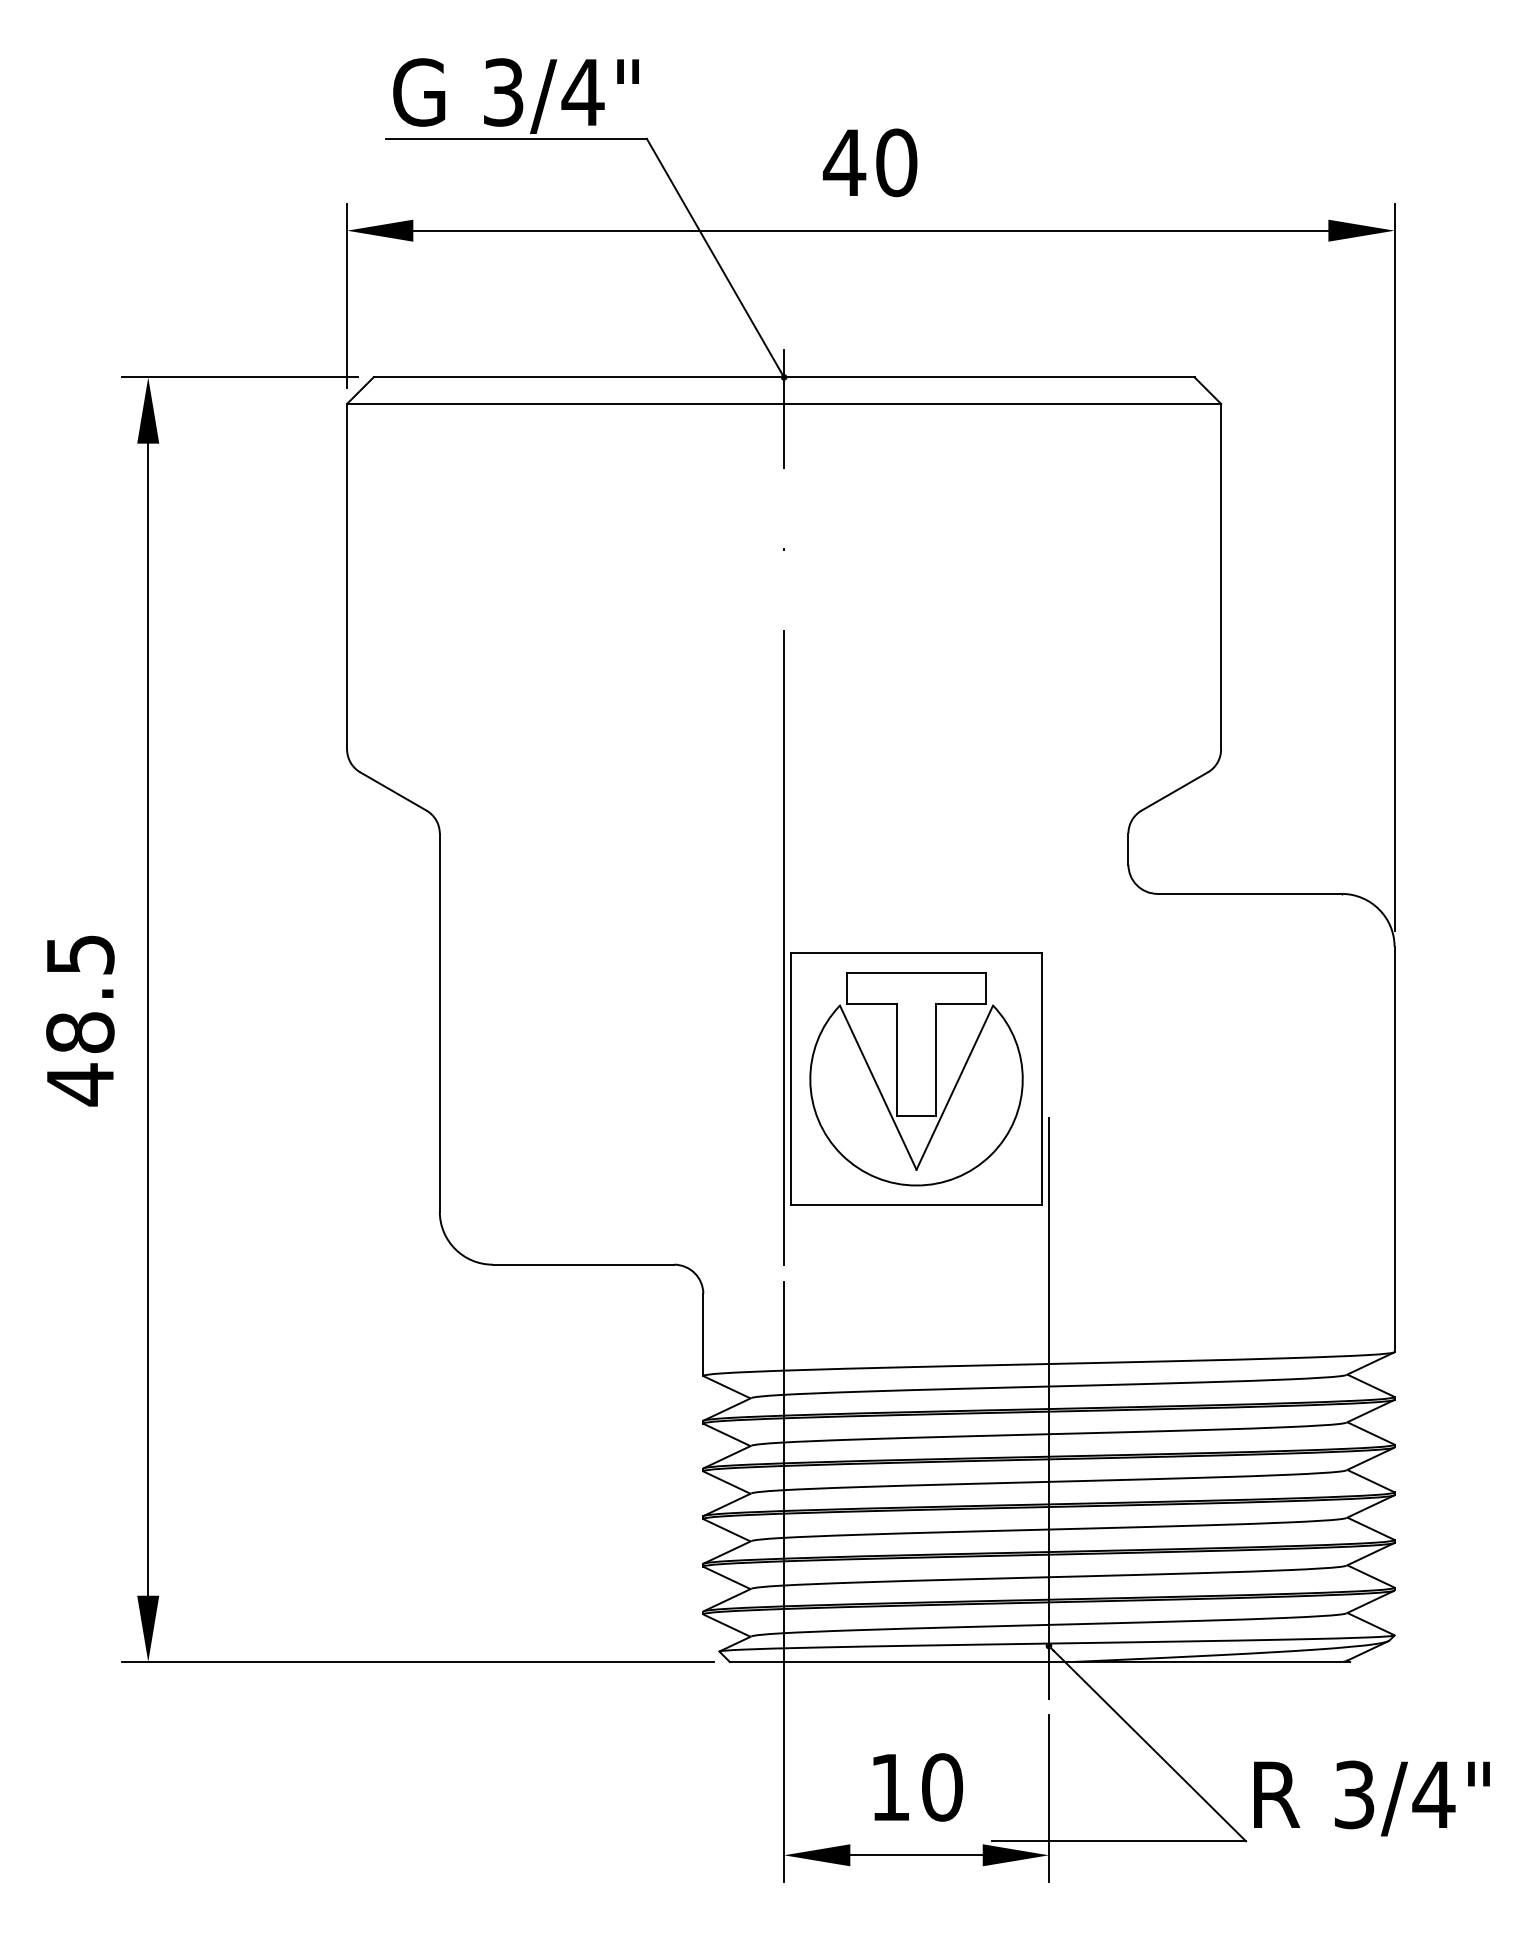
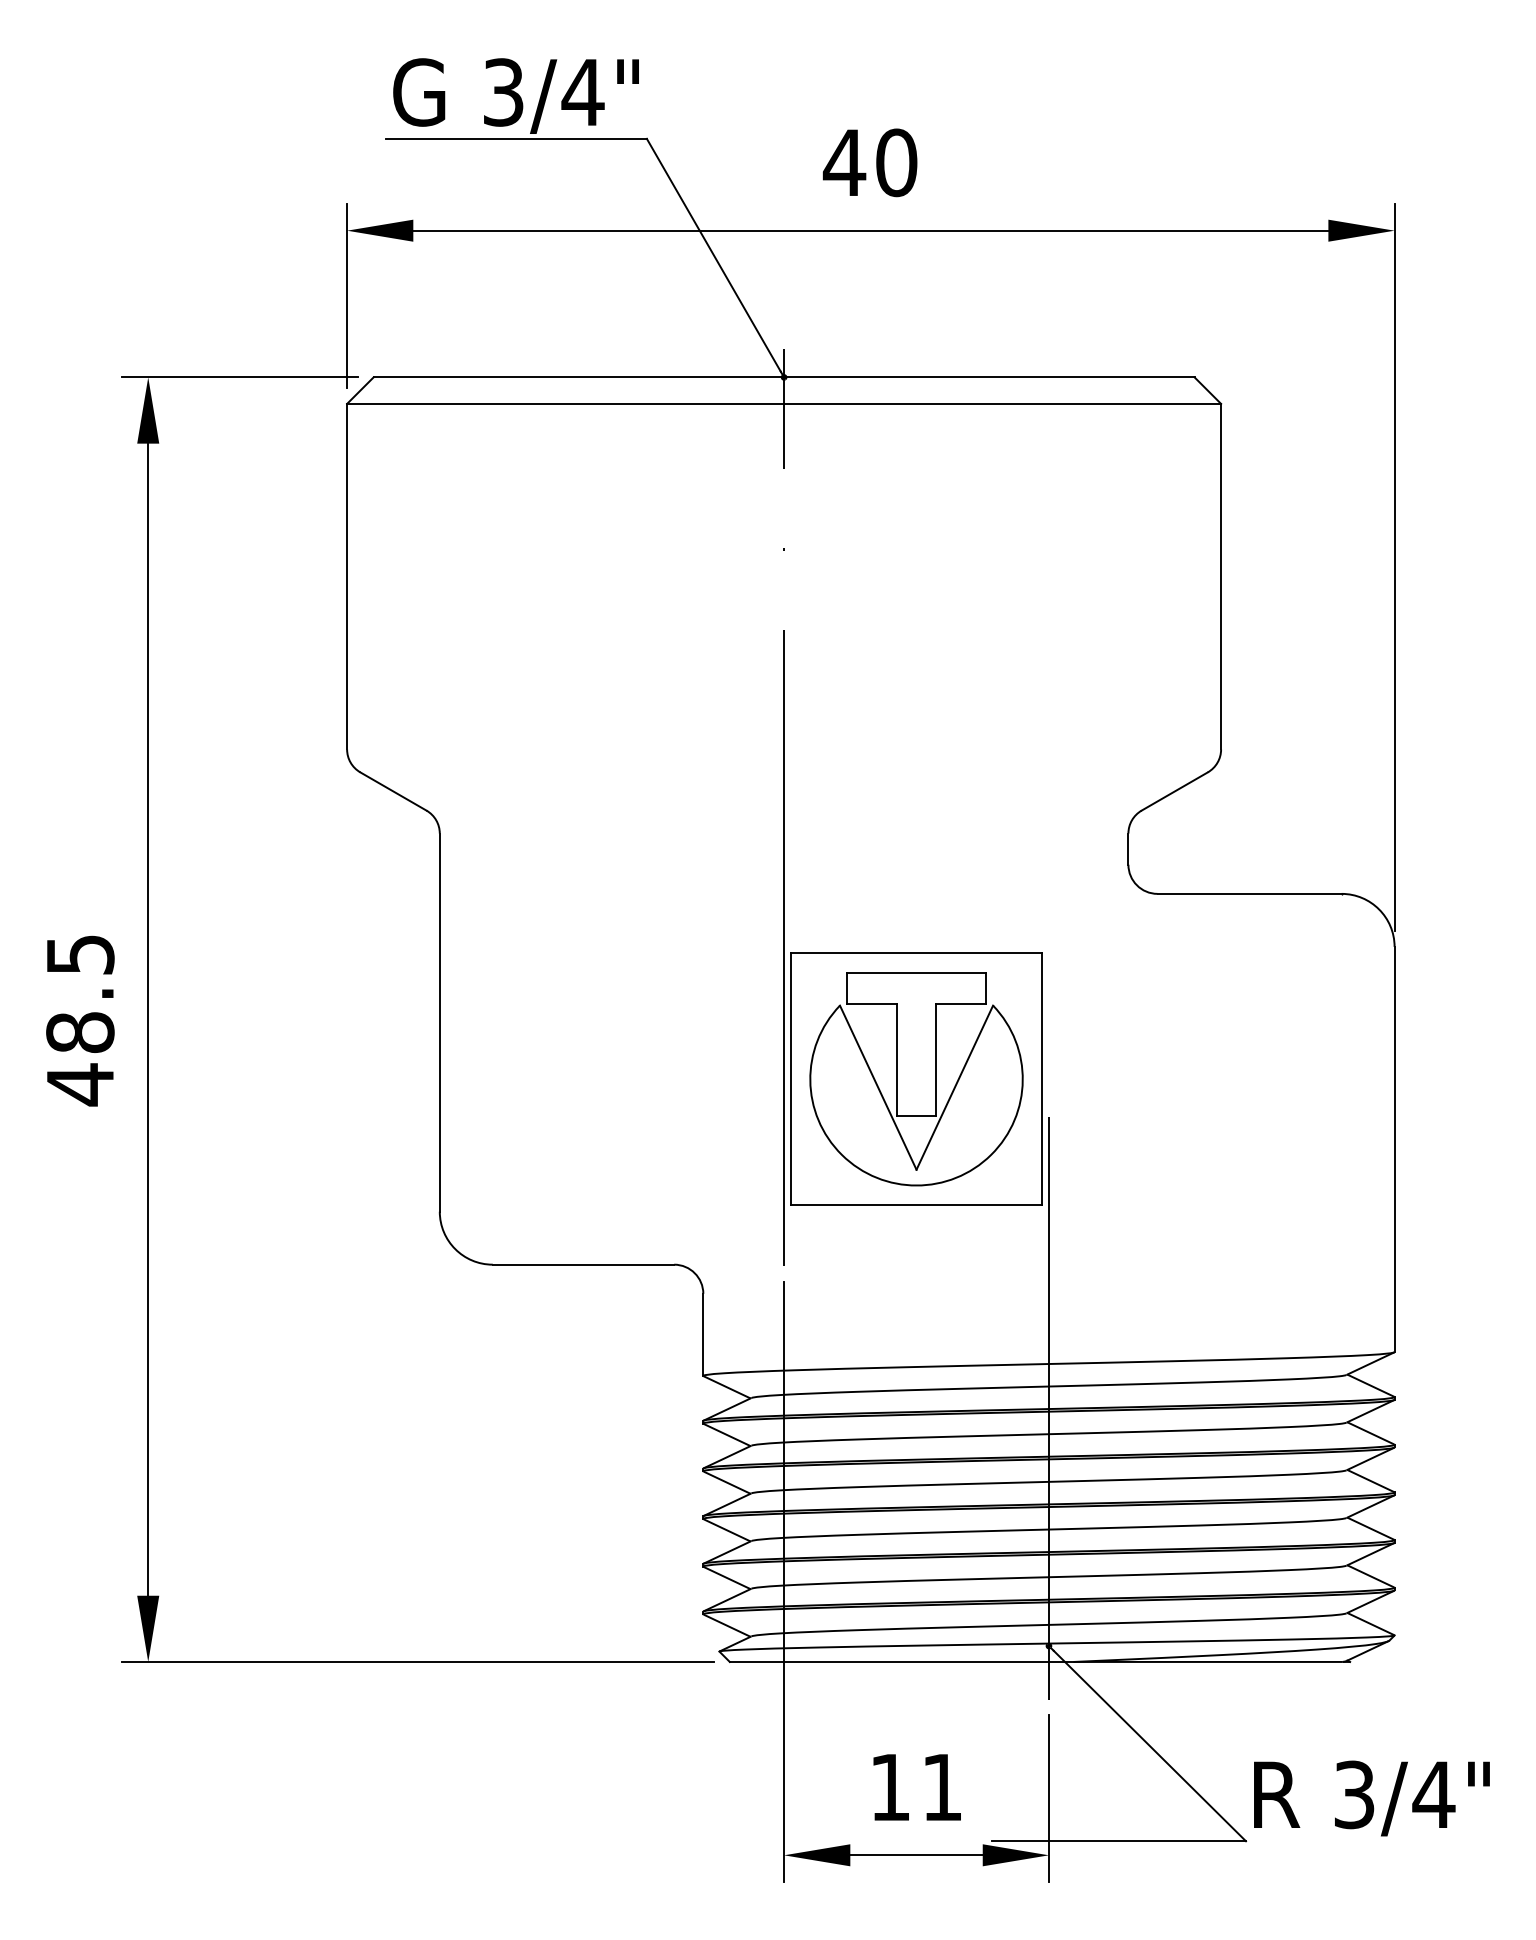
text: 10 -> 11 (942, 1787)
